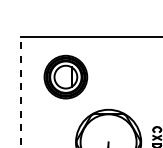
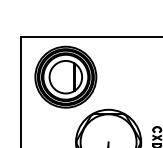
part size: 46x46 px -> 64x64 px (65, 76)
line: dashed -> solid (21, 91)
